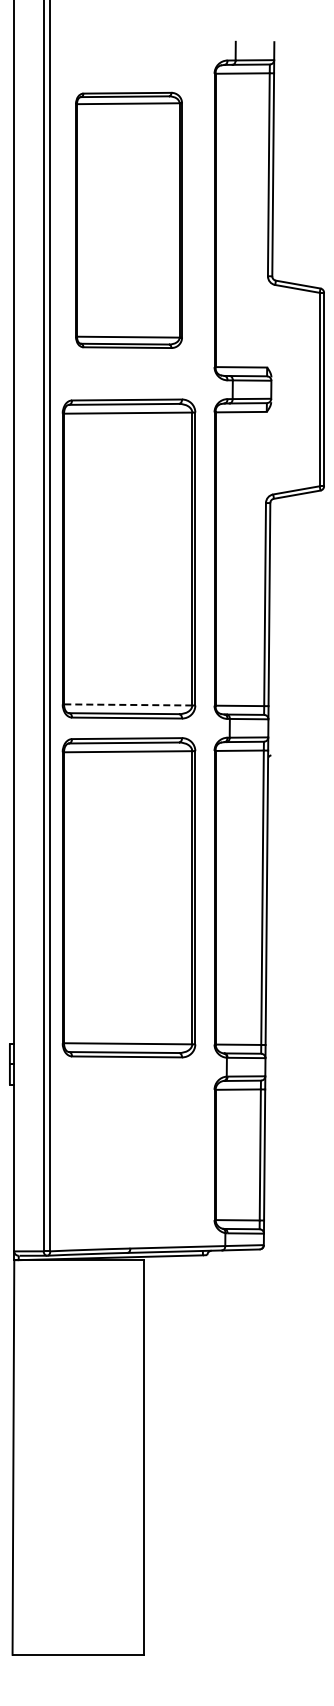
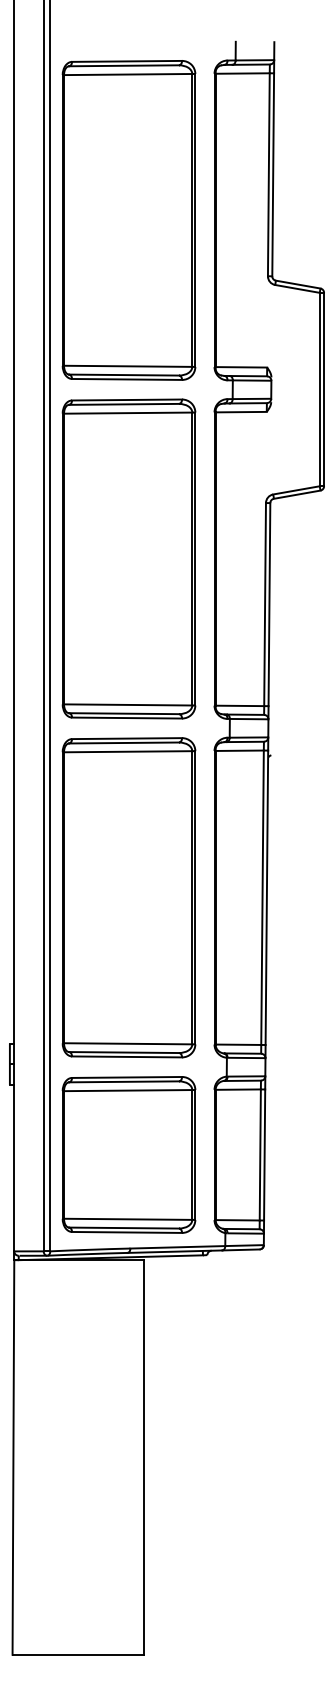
part size: 108x258 px -> 136x321 px (128, 220)
line: dashed -> solid (127, 704)
part: none -> present (128, 1154)
